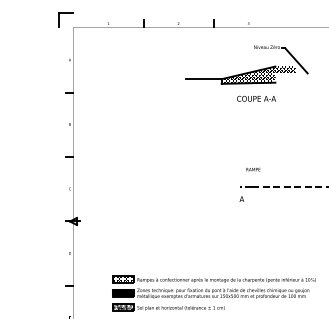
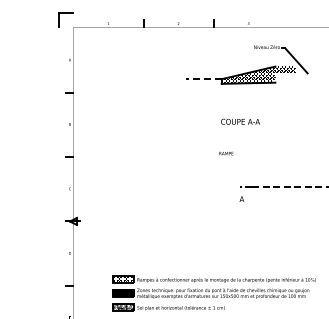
line: solid -> dashed (203, 79)
text position: (256, 98) -> (240, 121) (240, 121)
text position: (253, 169) -> (226, 153) (226, 153)
